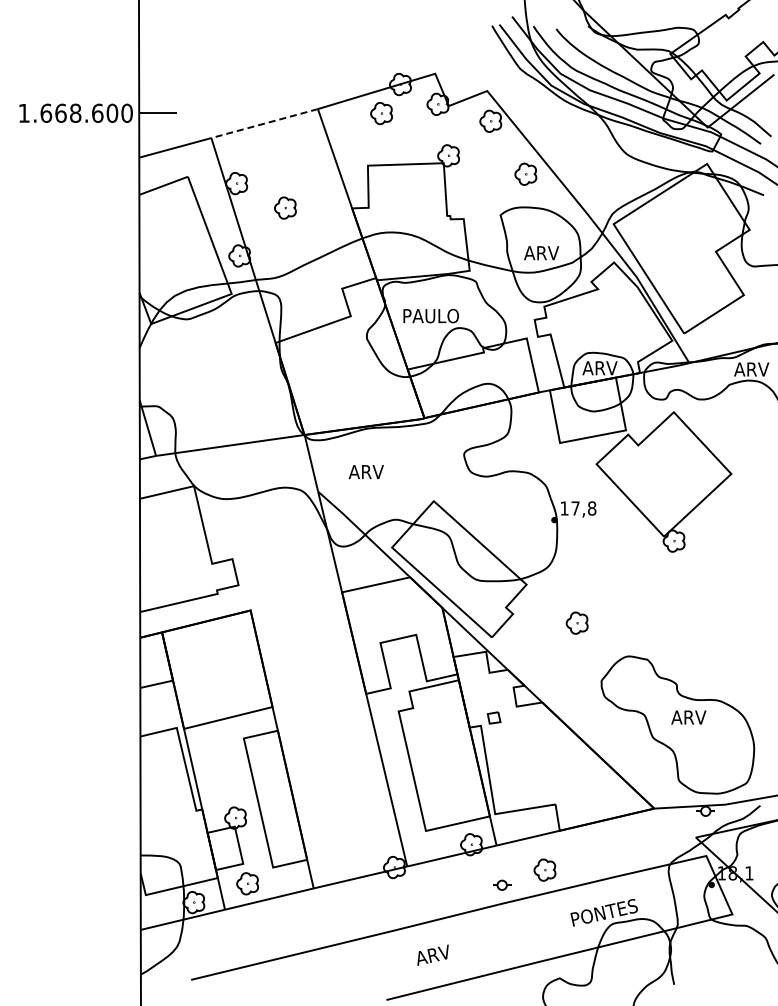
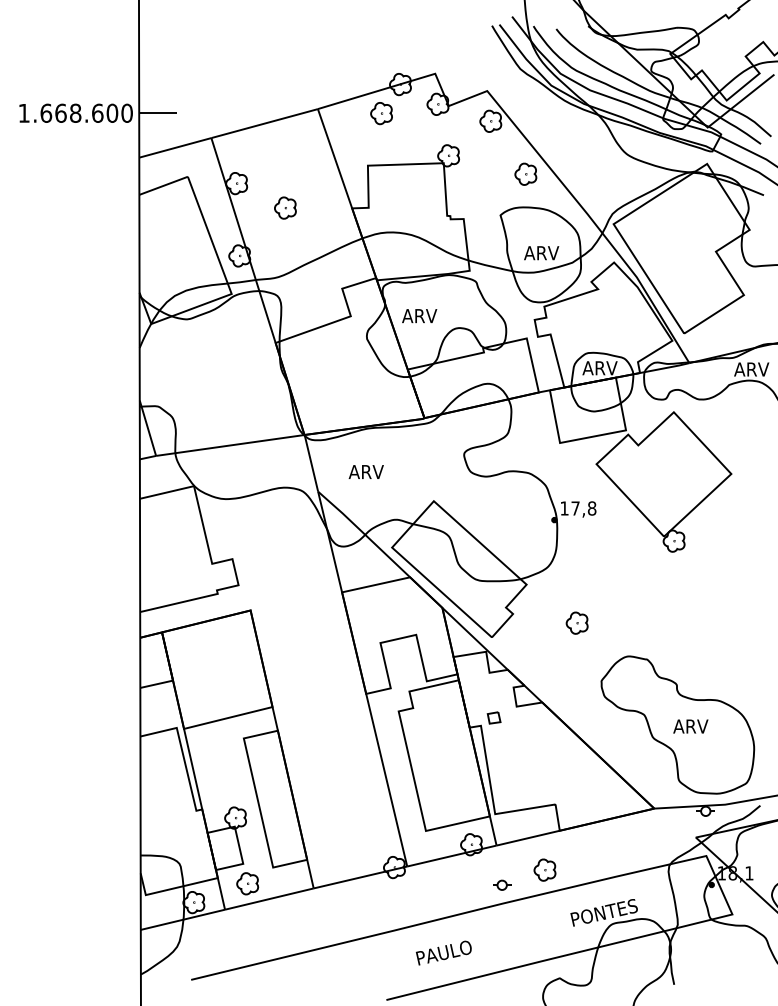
line: dashed -> solid (265, 123)
text: PAULO -> ARV (430, 315)
text position: (688, 717) -> (690, 726) (690, 726)
text: ARV -> PAULO (443, 952)
